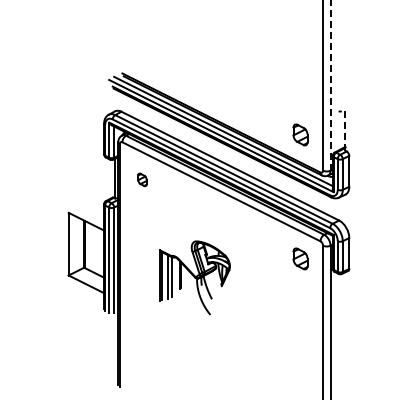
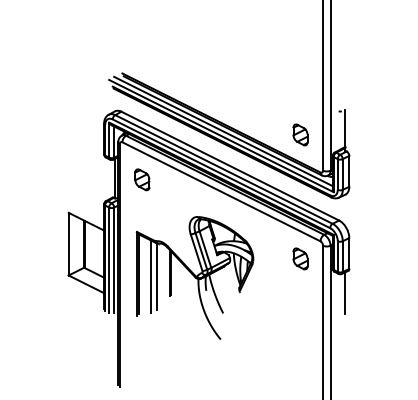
line: dashed -> solid (330, 85)
line: dashed -> solid (345, 130)
part size: 11x16 px -> 17x24 px (142, 179)
part size: 72x76 px -> 120x124 px (194, 277)
line: none -> present (345, 292)
